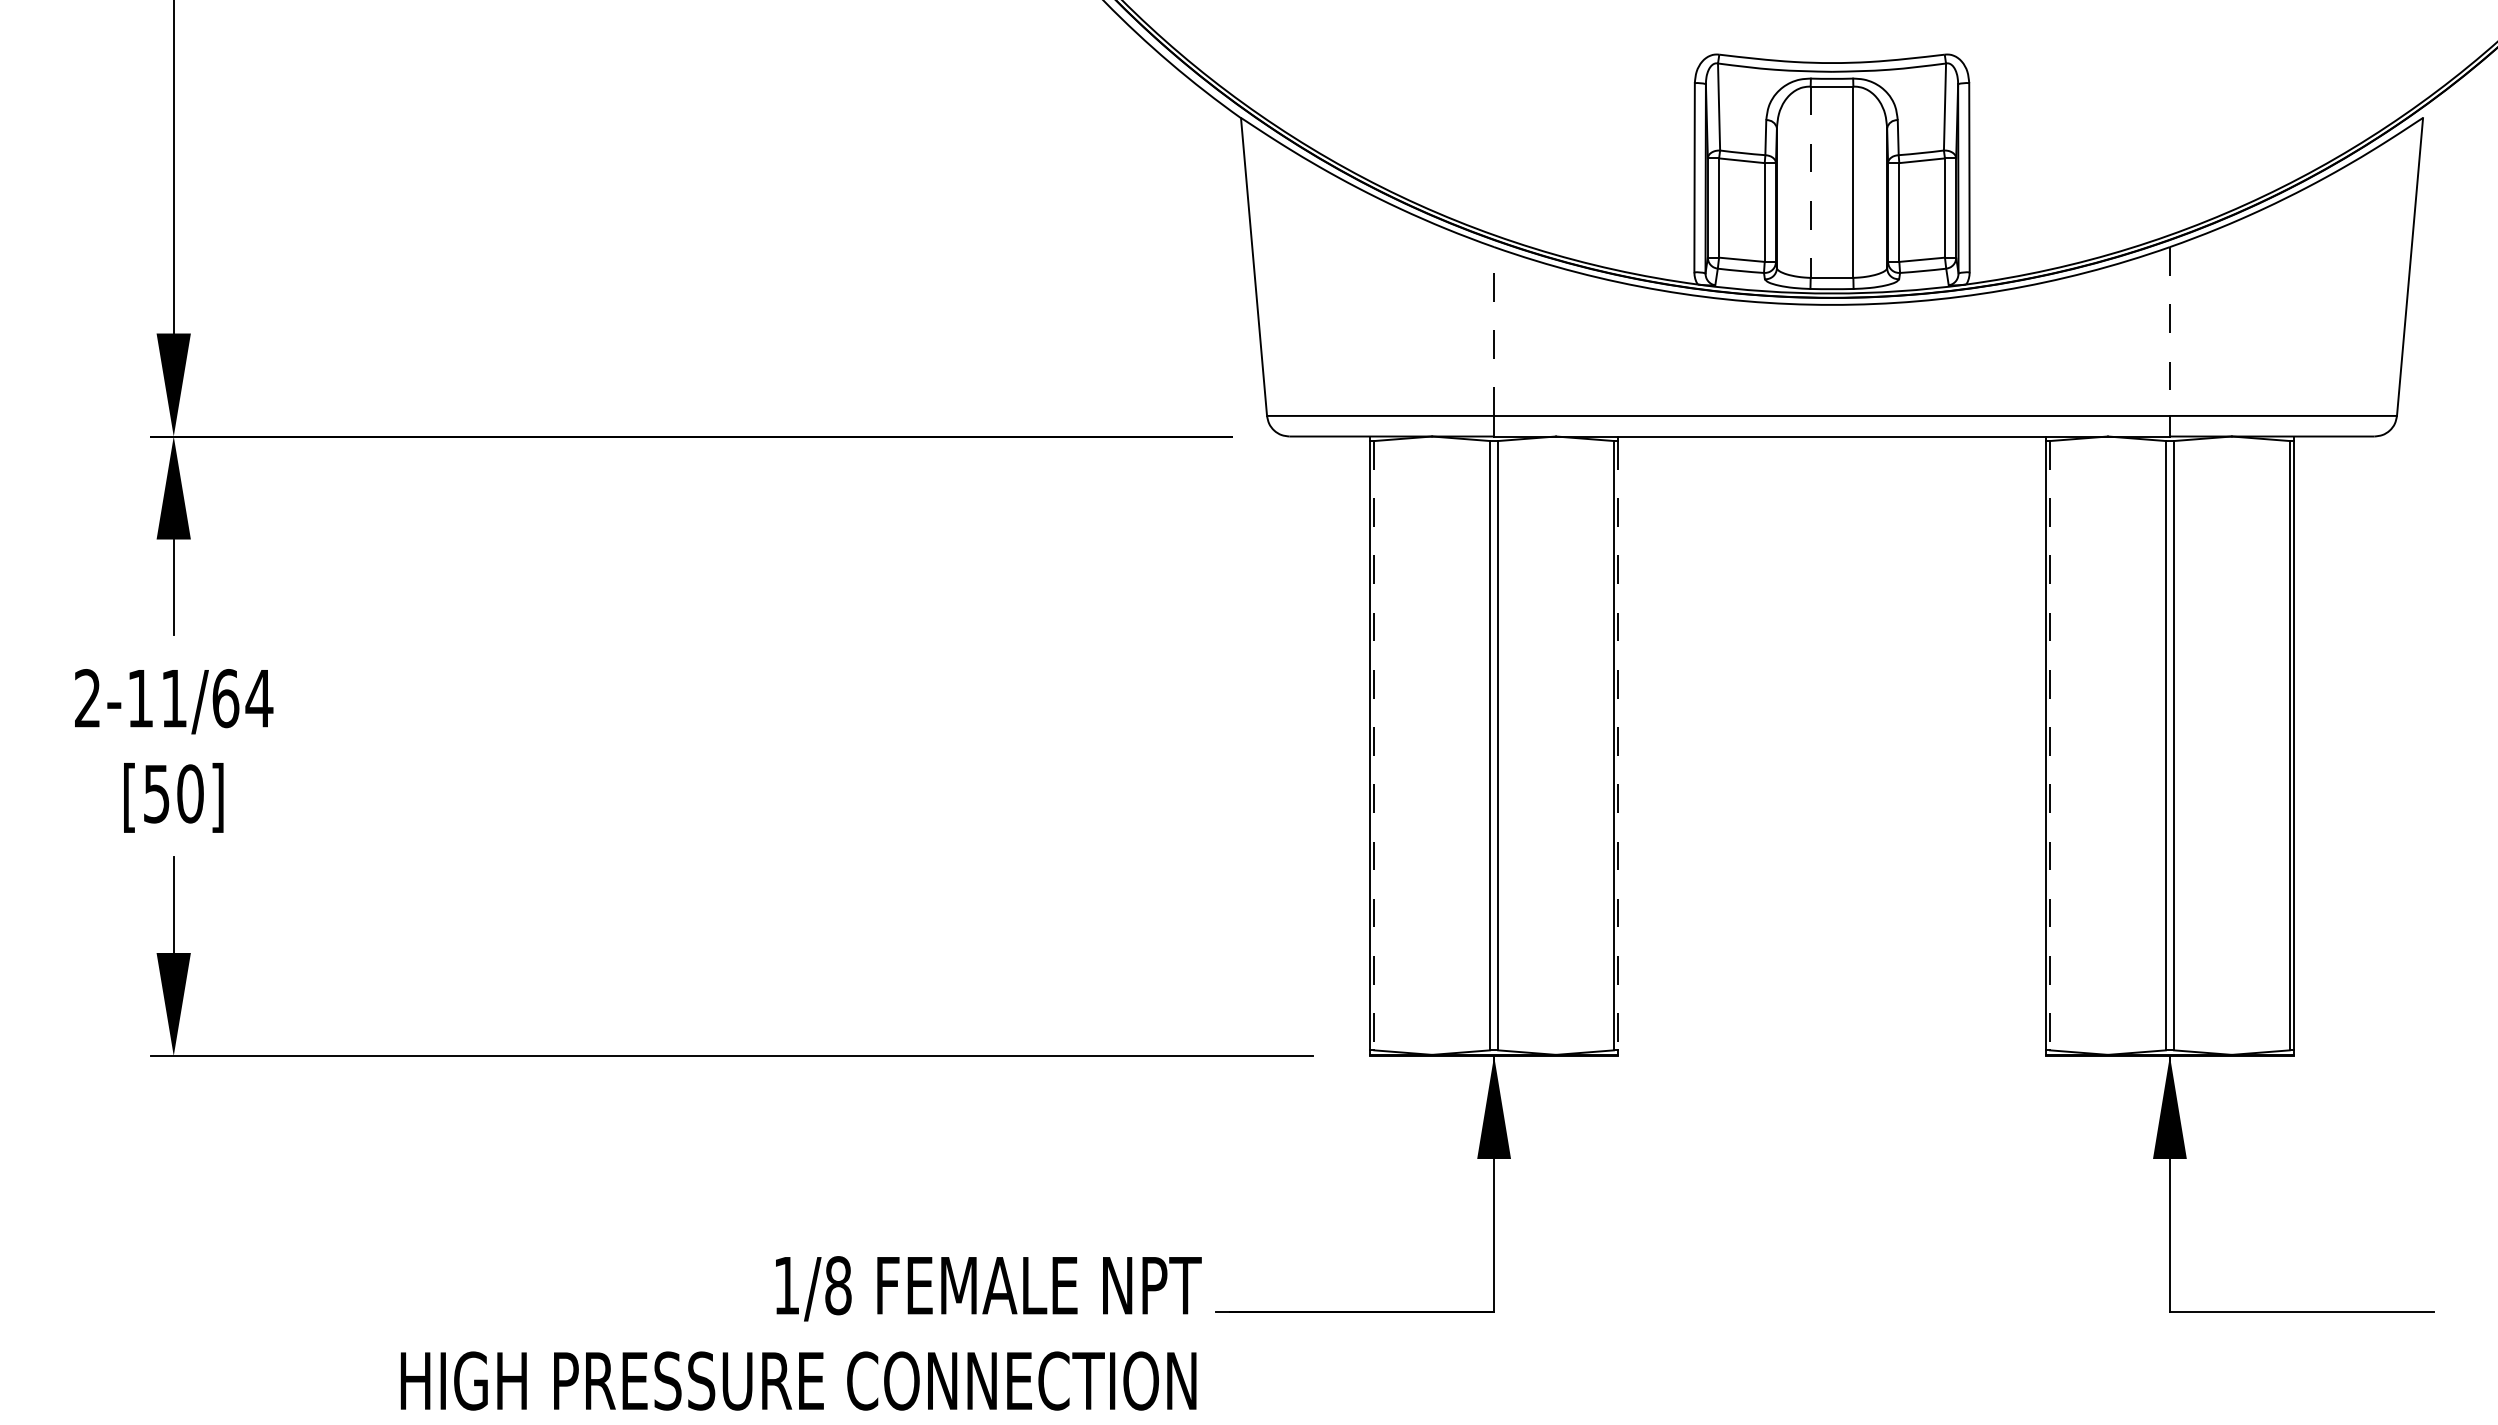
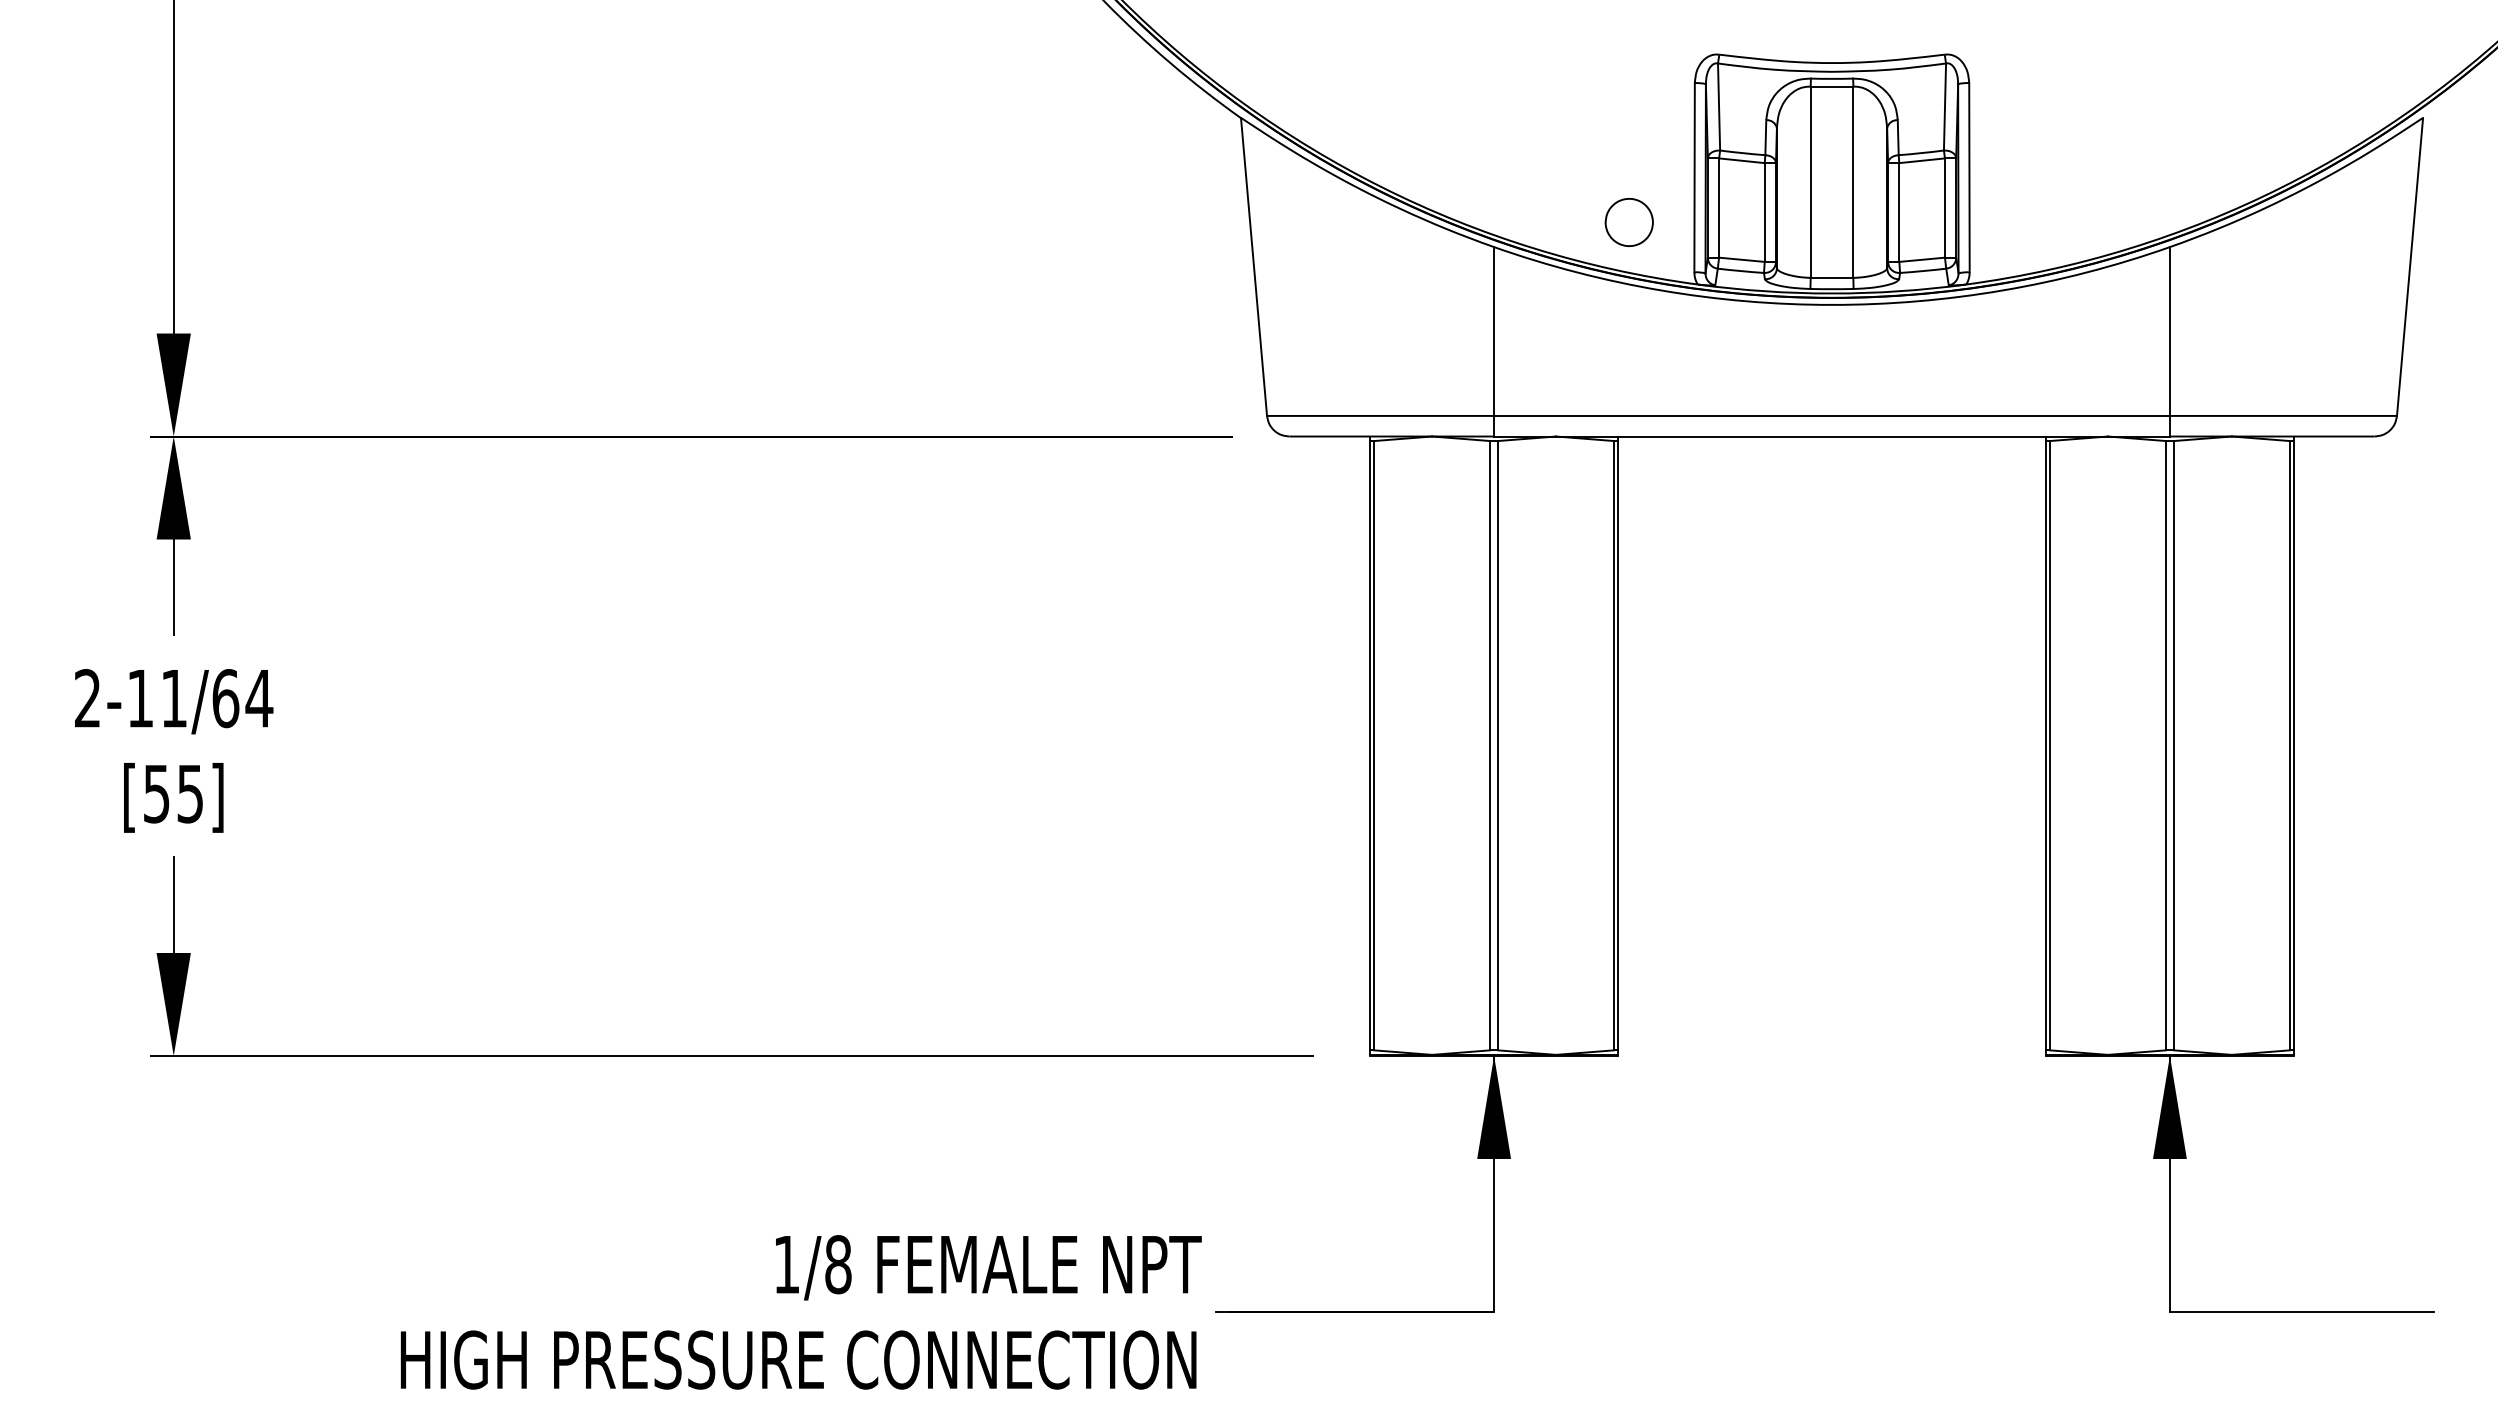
line: dashed -> solid (1810, 182)
part: none -> present (1628, 222)
line: dashed -> solid (1494, 331)
line: dashed -> solid (2169, 332)
line: dashed -> solid (1374, 745)
line: dashed -> solid (1618, 745)
line: dashed -> solid (2050, 745)
text: [50] -> [55] (190, 793)
text position: (800, 1333) -> (800, 1312) (800, 1312)
